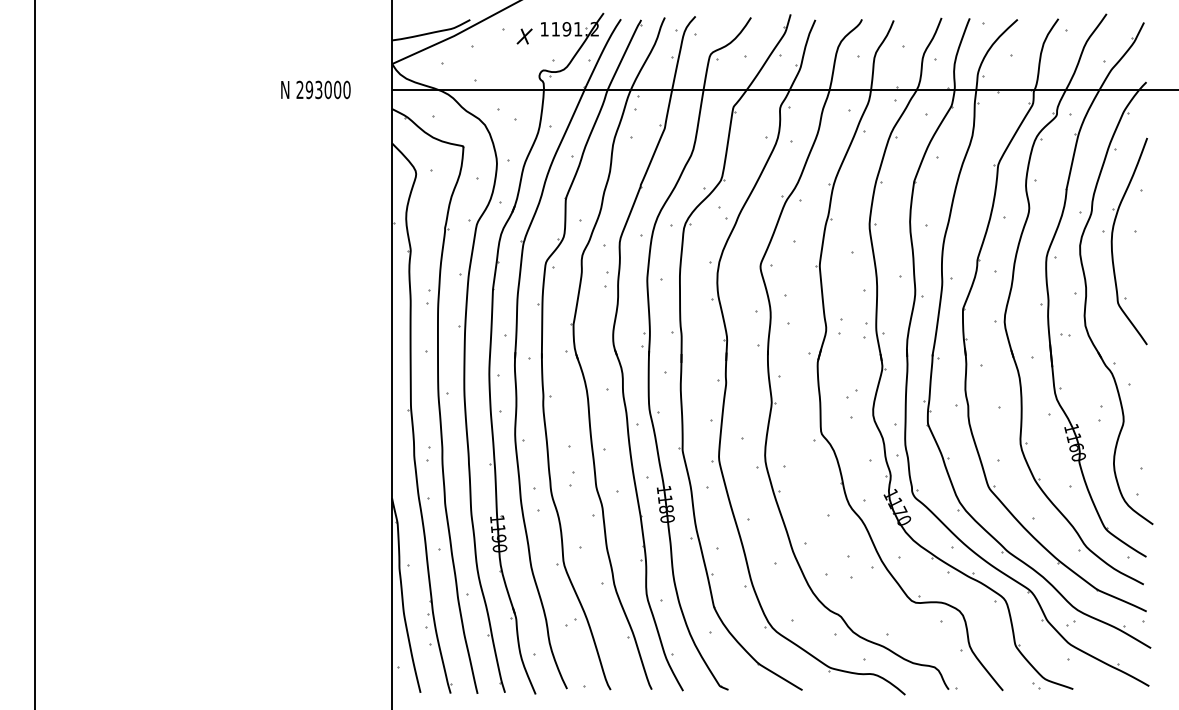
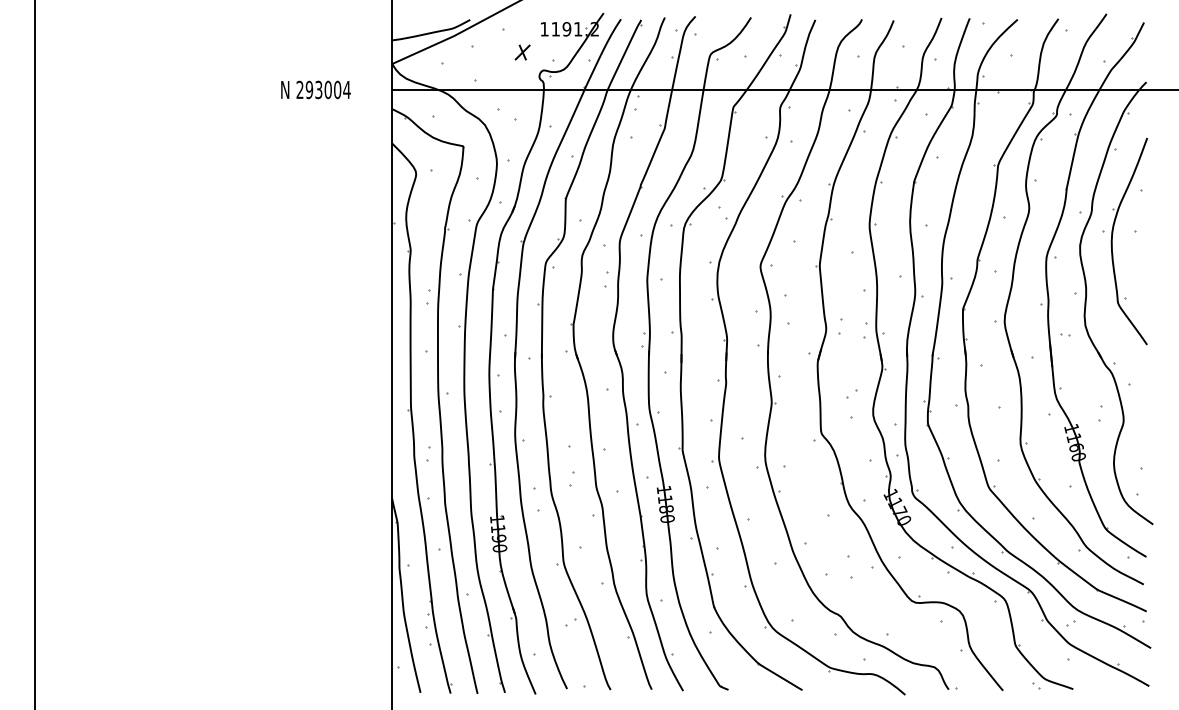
part position: (524, 36) -> (522, 52) (522, 52)
text: 293000 -> 293004 (346, 89)
